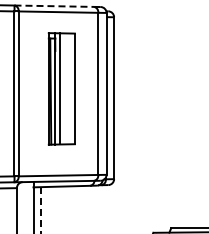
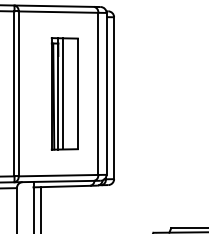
line: dashed -> solid (54, 6)
part position: (61, 88) -> (64, 93) (64, 93)
line: dashed -> solid (41, 210)
